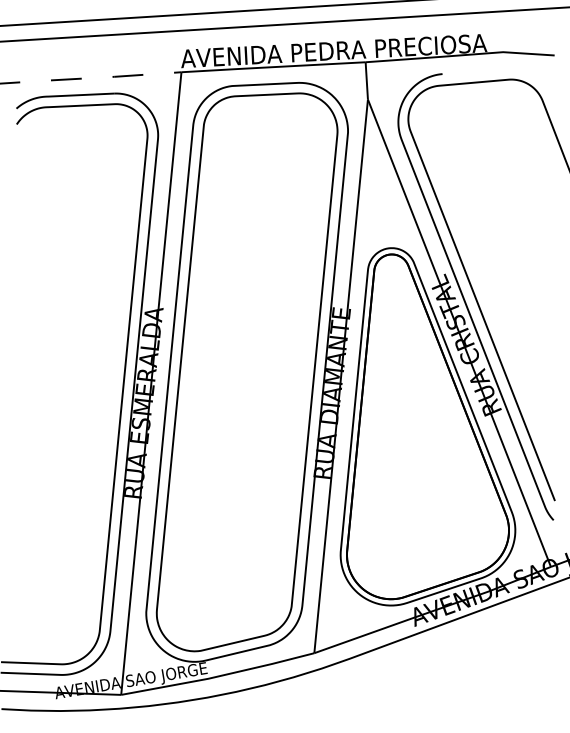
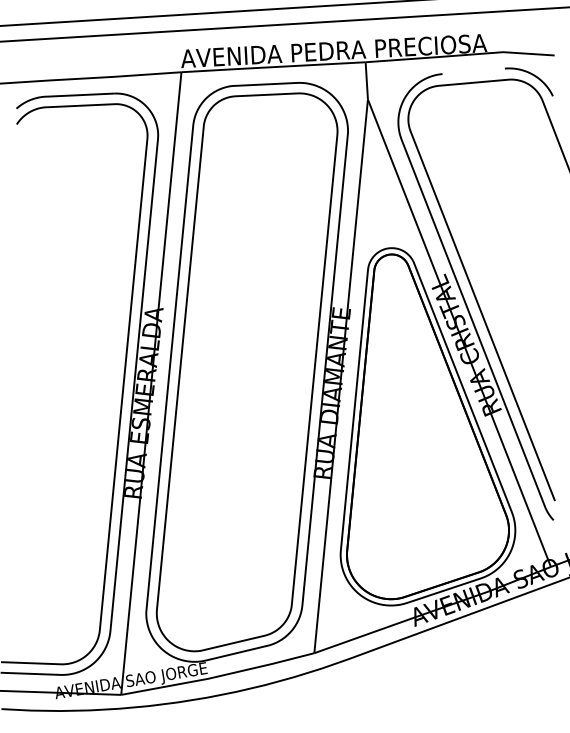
curve: none -> present (533, 76)
line: dashed -> solid (91, 78)
